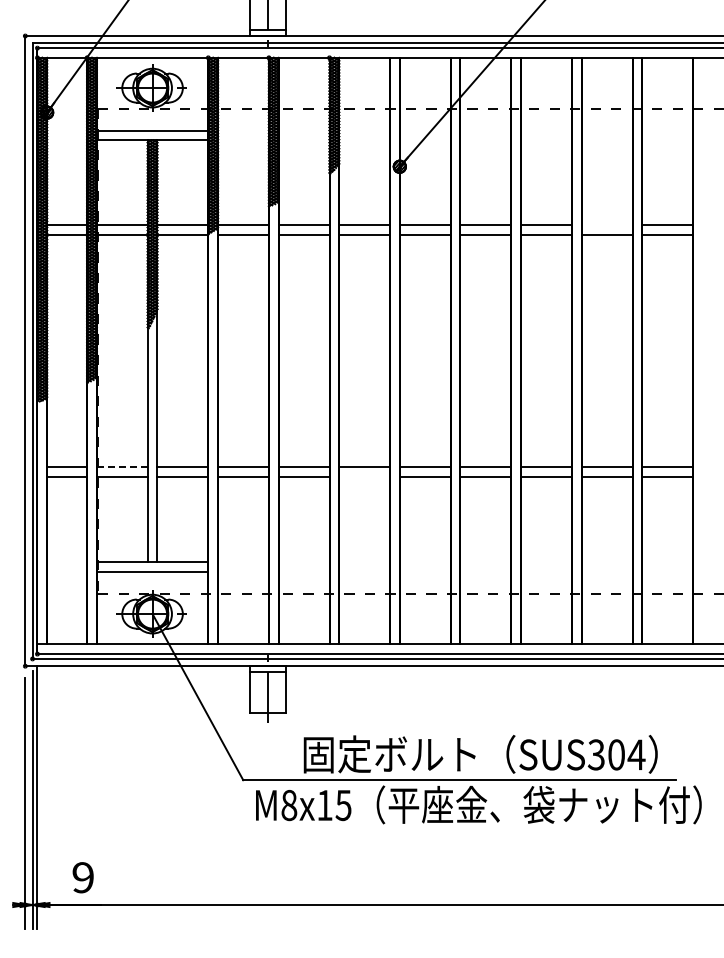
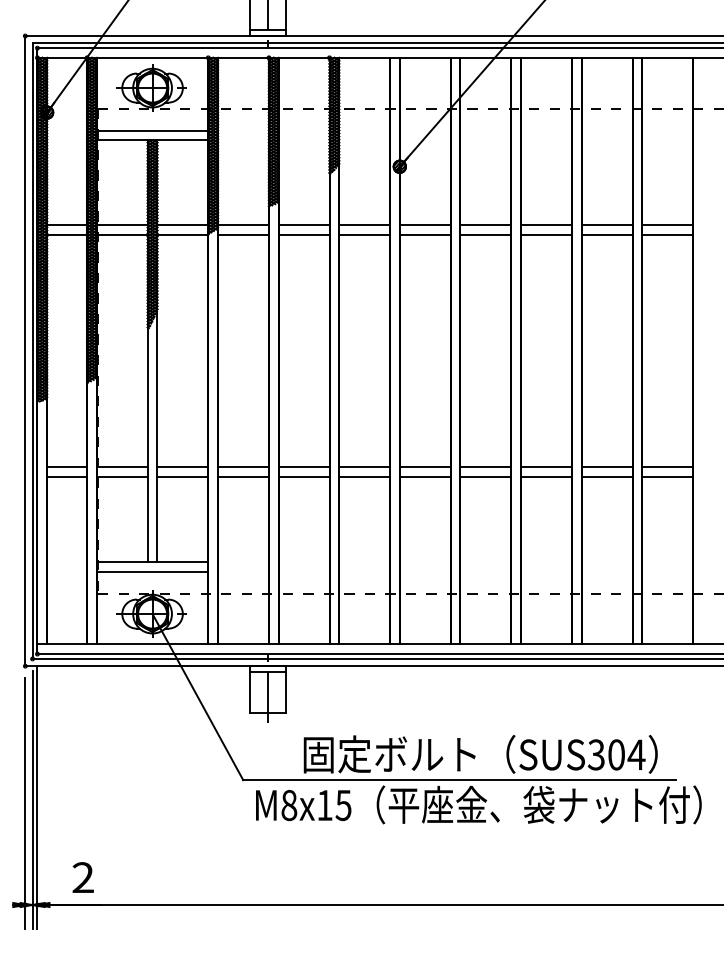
line: none -> present (606, 225)
line: dashed -> solid (121, 467)
line: none -> present (364, 477)
text: 9 -> 2 (82, 877)
